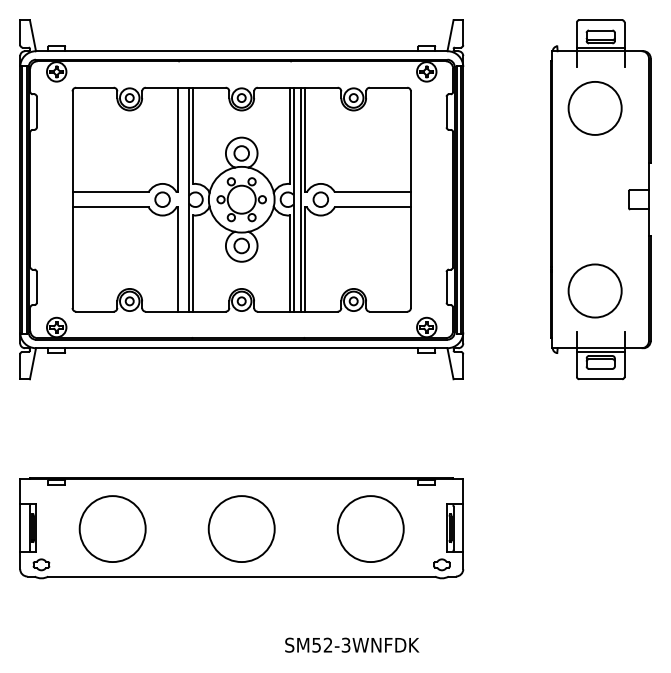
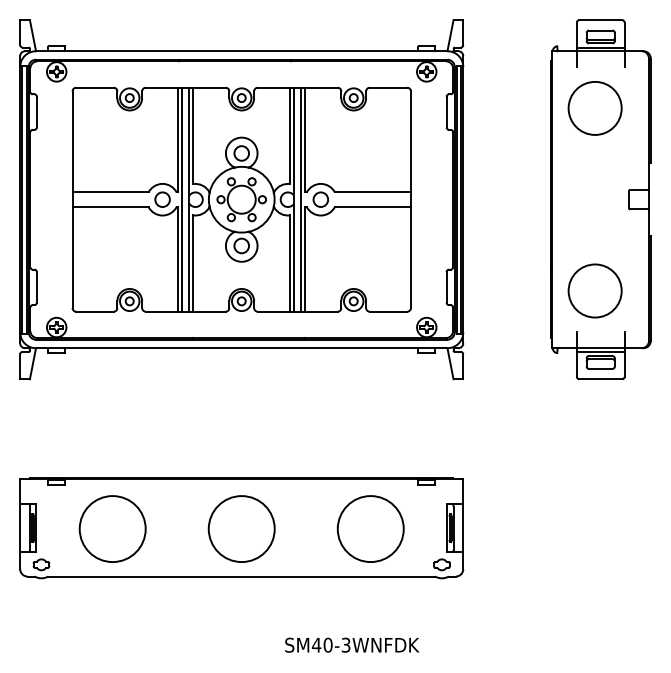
line: none -> present (181, 199)
text: SM52-3WNFDK -> SM40-3WNFDK (321, 644)
